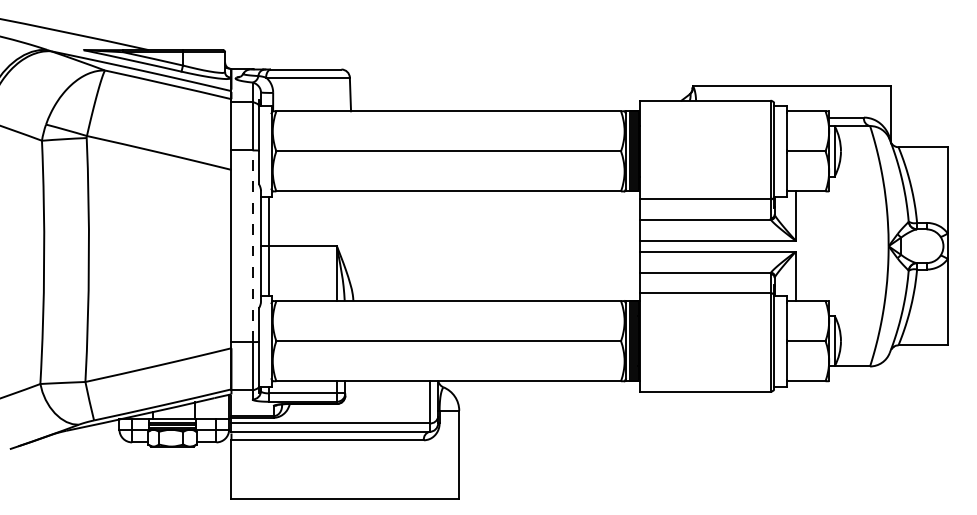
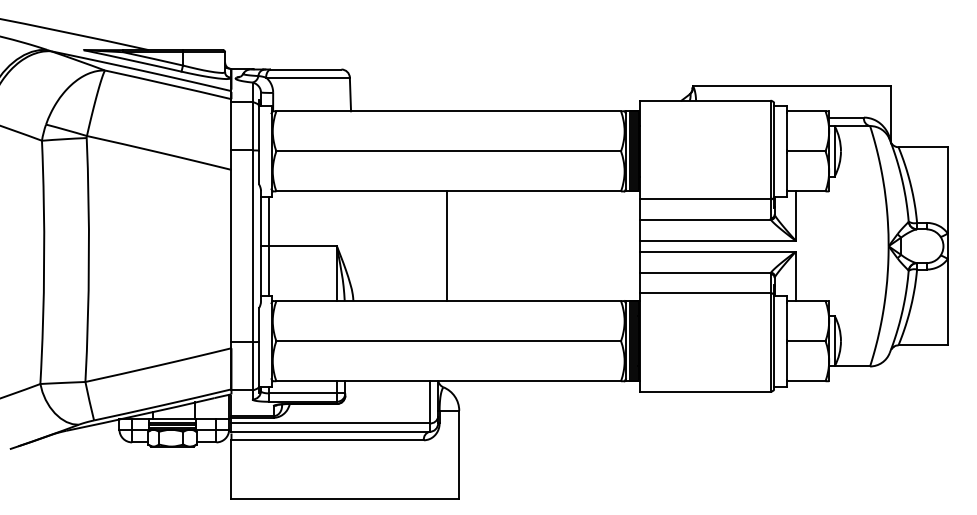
line: dashed -> solid (252, 246)
line: none -> present (446, 246)
